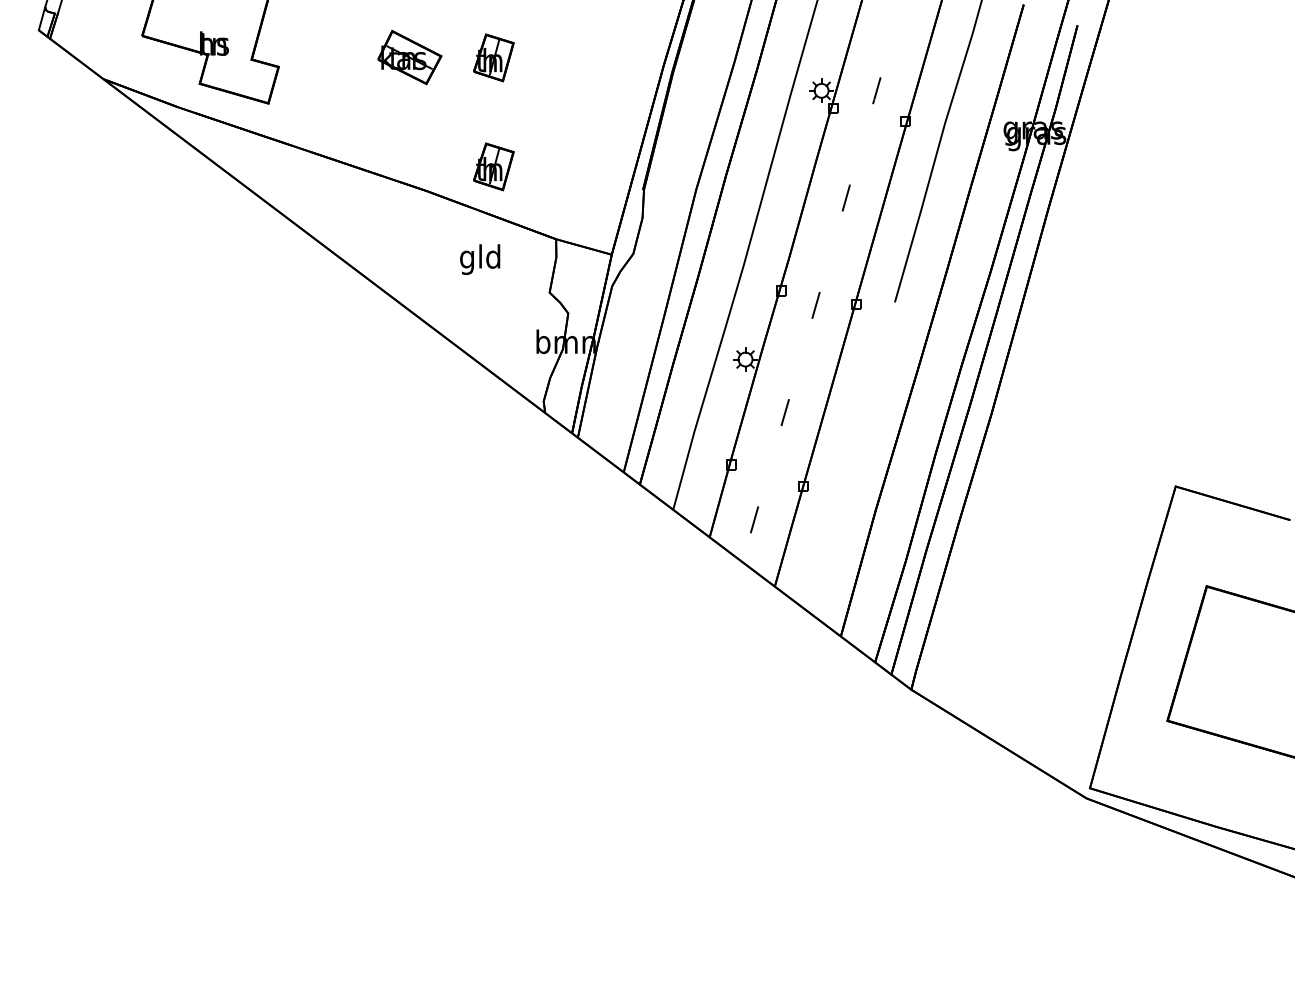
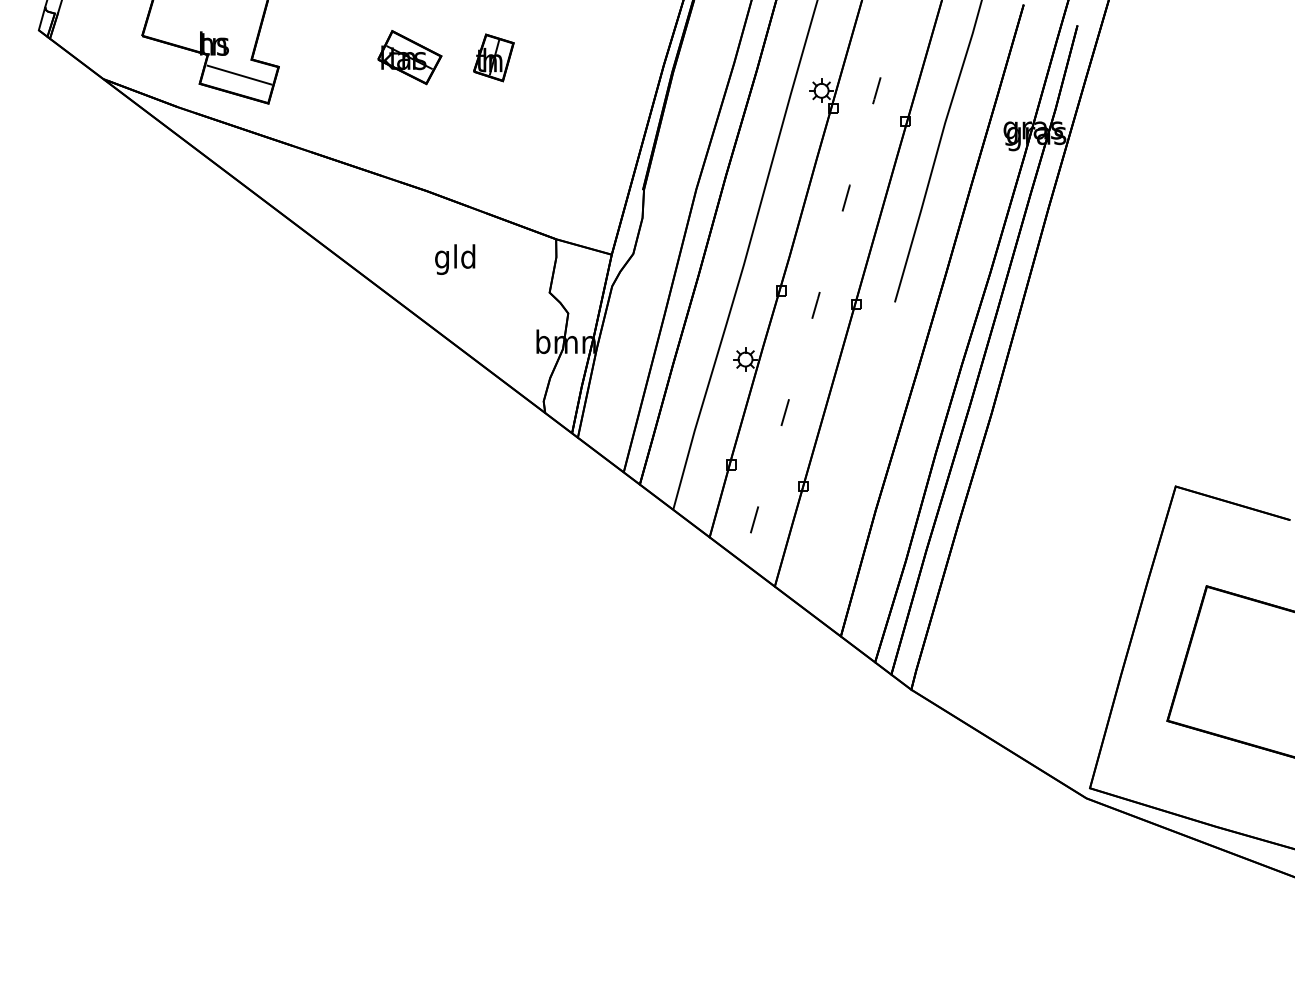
line: none -> present (239, 74)
part: present -> none (493, 166)
text position: (480, 259) -> (455, 259) (455, 259)
